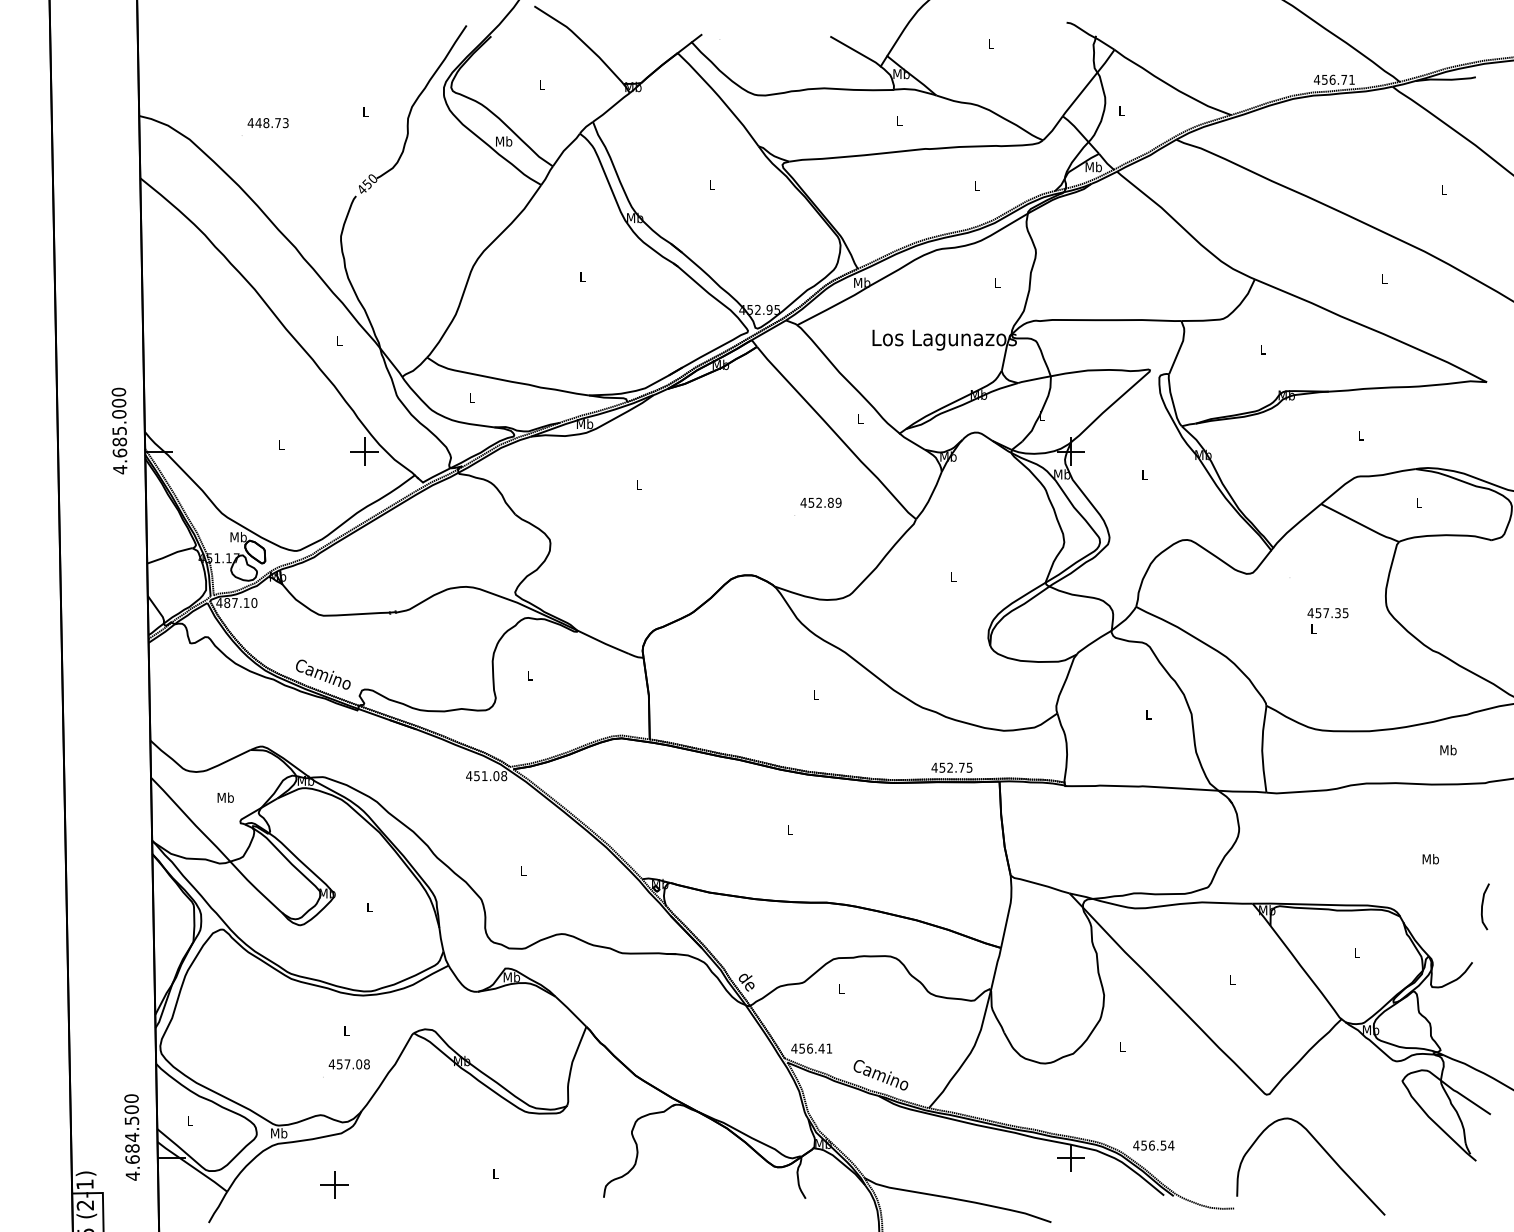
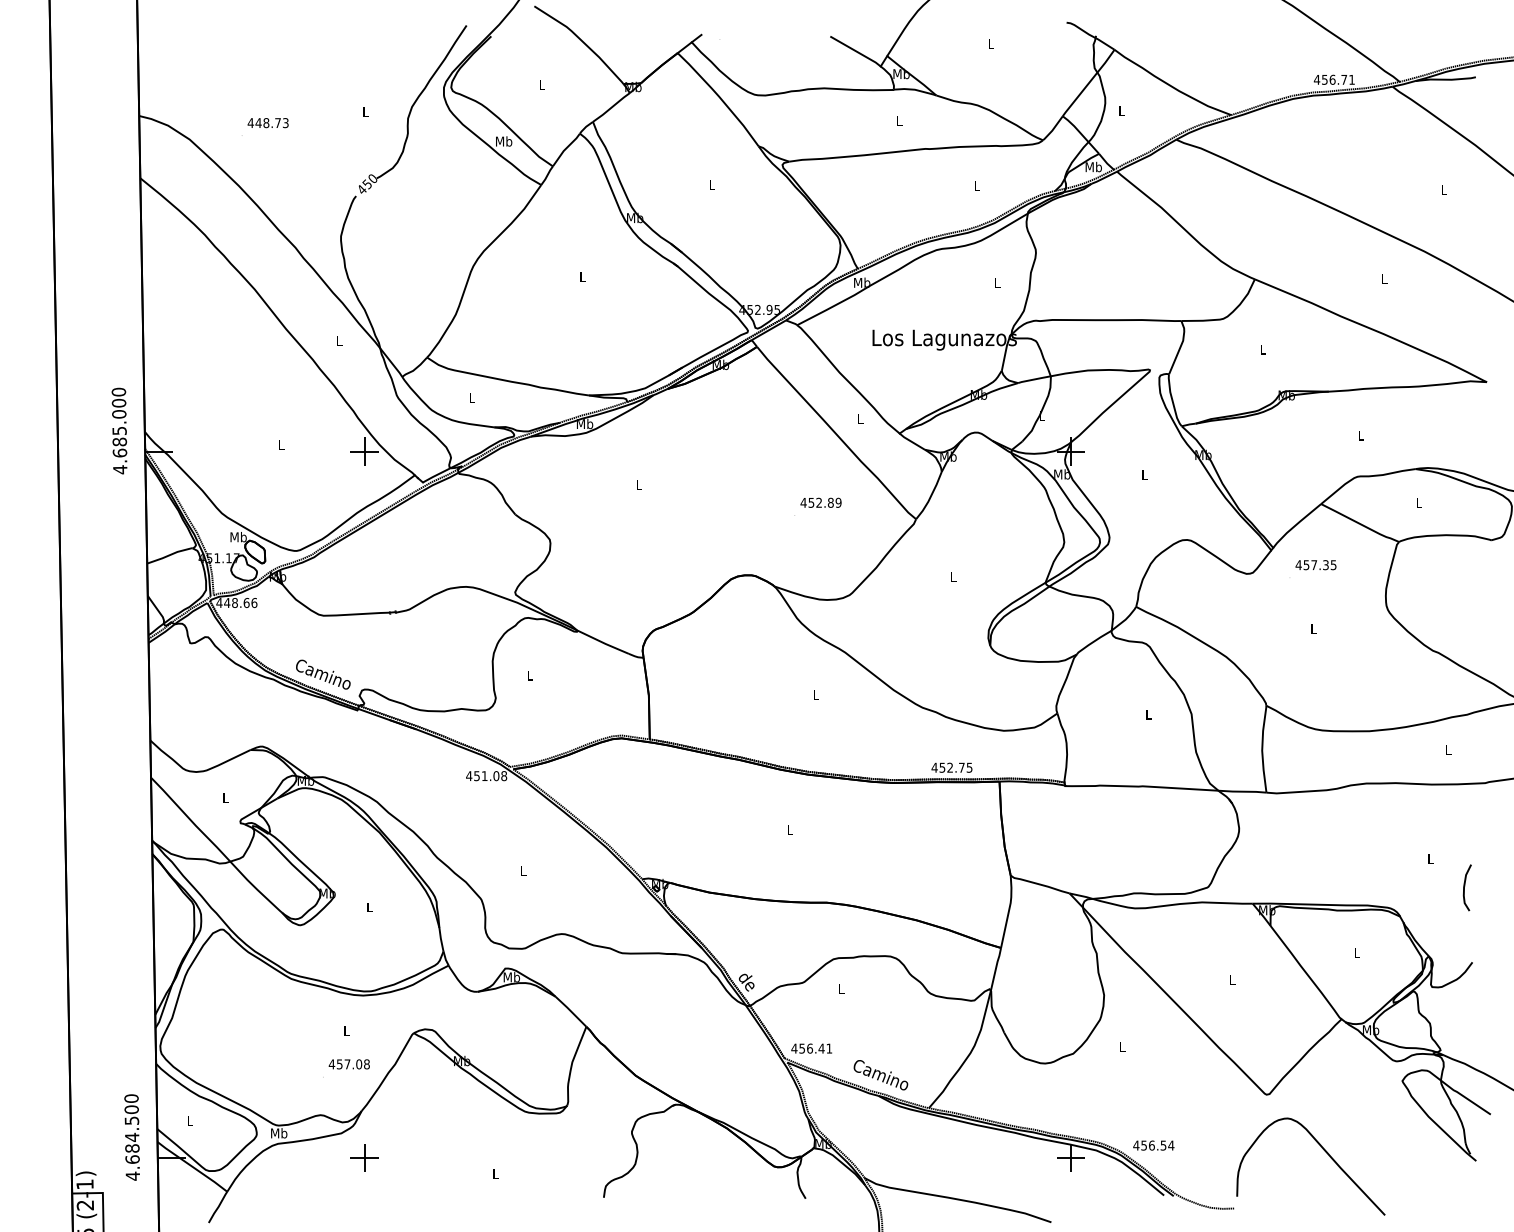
text: 487.10 -> 448.66 (240, 602)
text position: (1327, 613) -> (1315, 565) (1315, 565)
text: Mb -> L (1448, 750)
text: Mb -> L (225, 797)
text: Mb -> L (1430, 859)
curve position: (1483, 905) -> (1465, 886) (1465, 886)
part position: (334, 1184) -> (364, 1157) (364, 1157)
